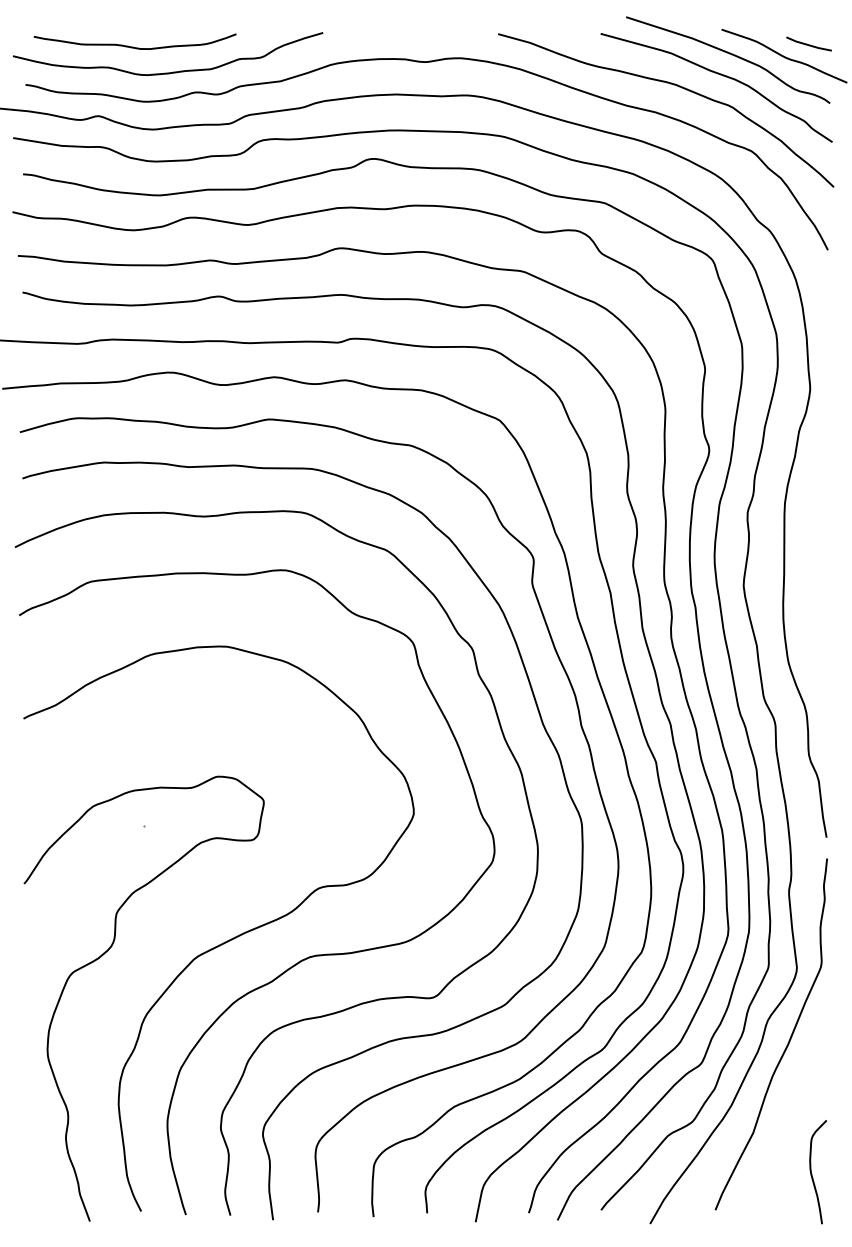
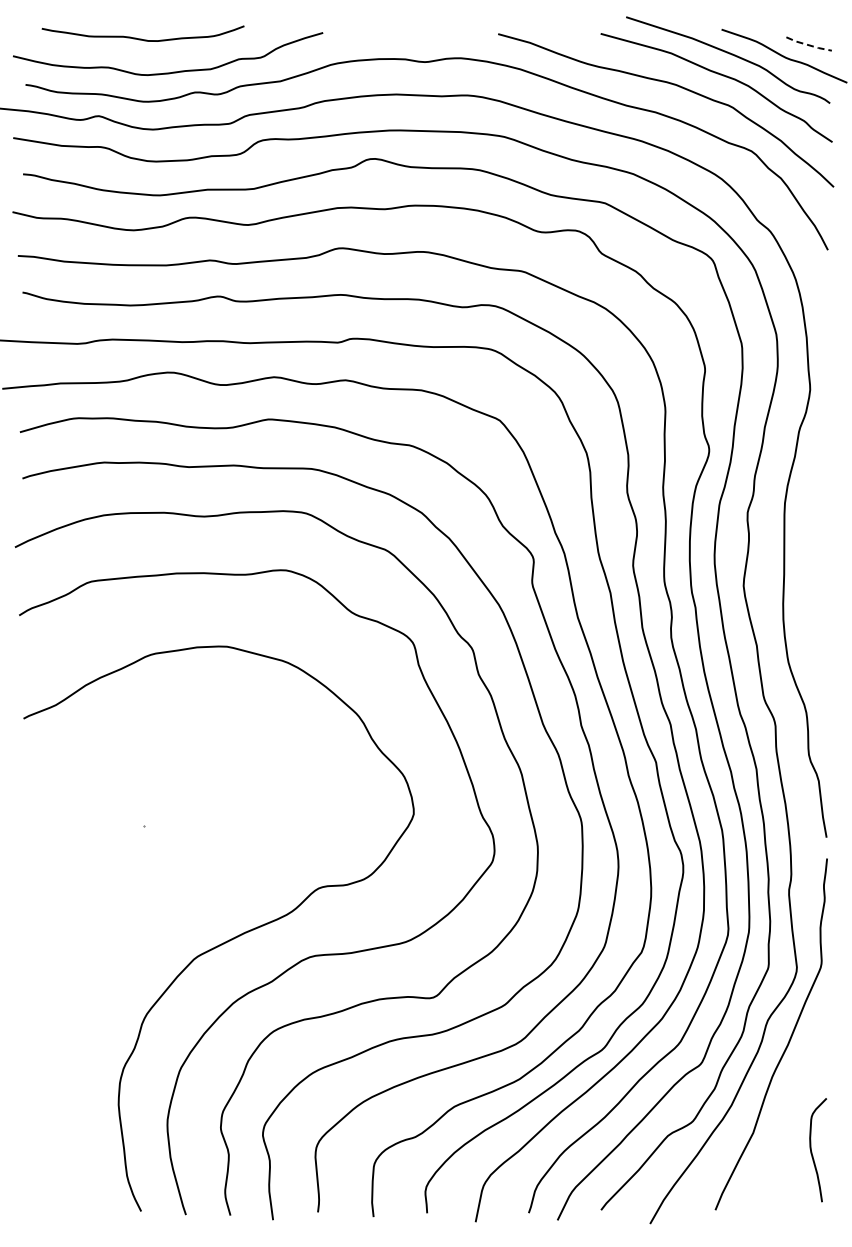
line: solid -> dashed (809, 45)
curve position: (133, 46) -> (141, 38) (141, 38)
curve: present -> none (108, 951)
curve position: (812, 1173) -> (812, 1151) (812, 1151)
